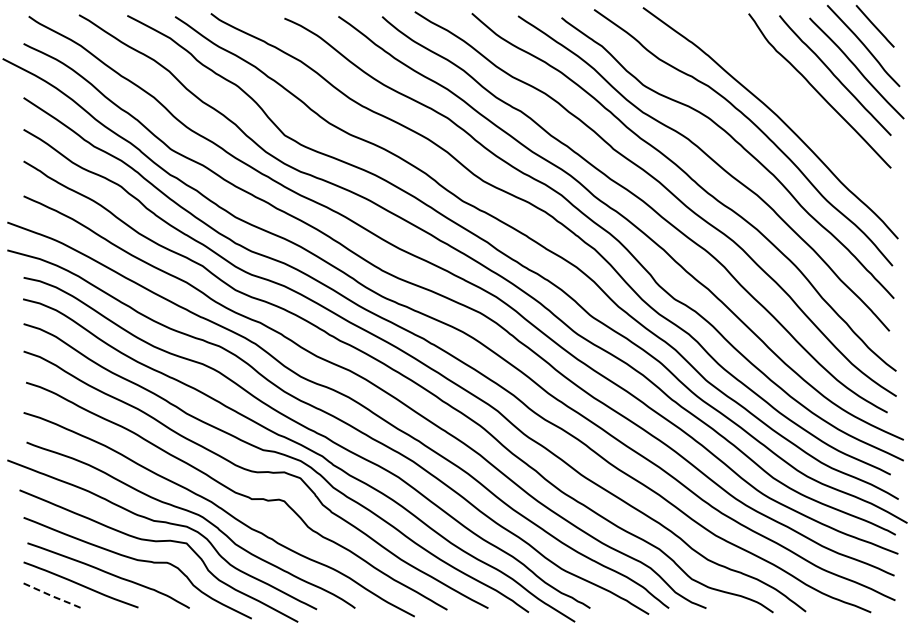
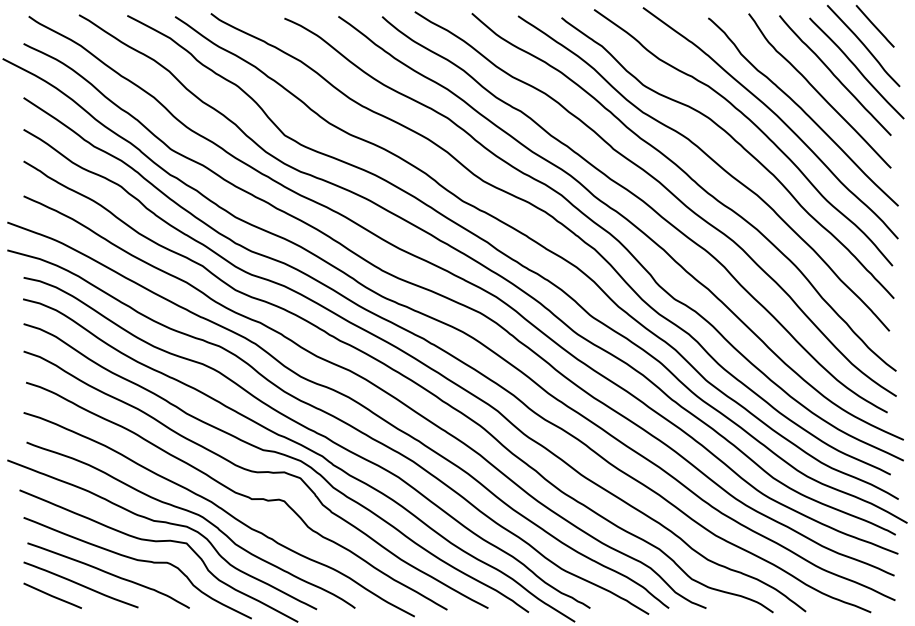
curve: none -> present (803, 111)
line: dashed -> solid (53, 596)
